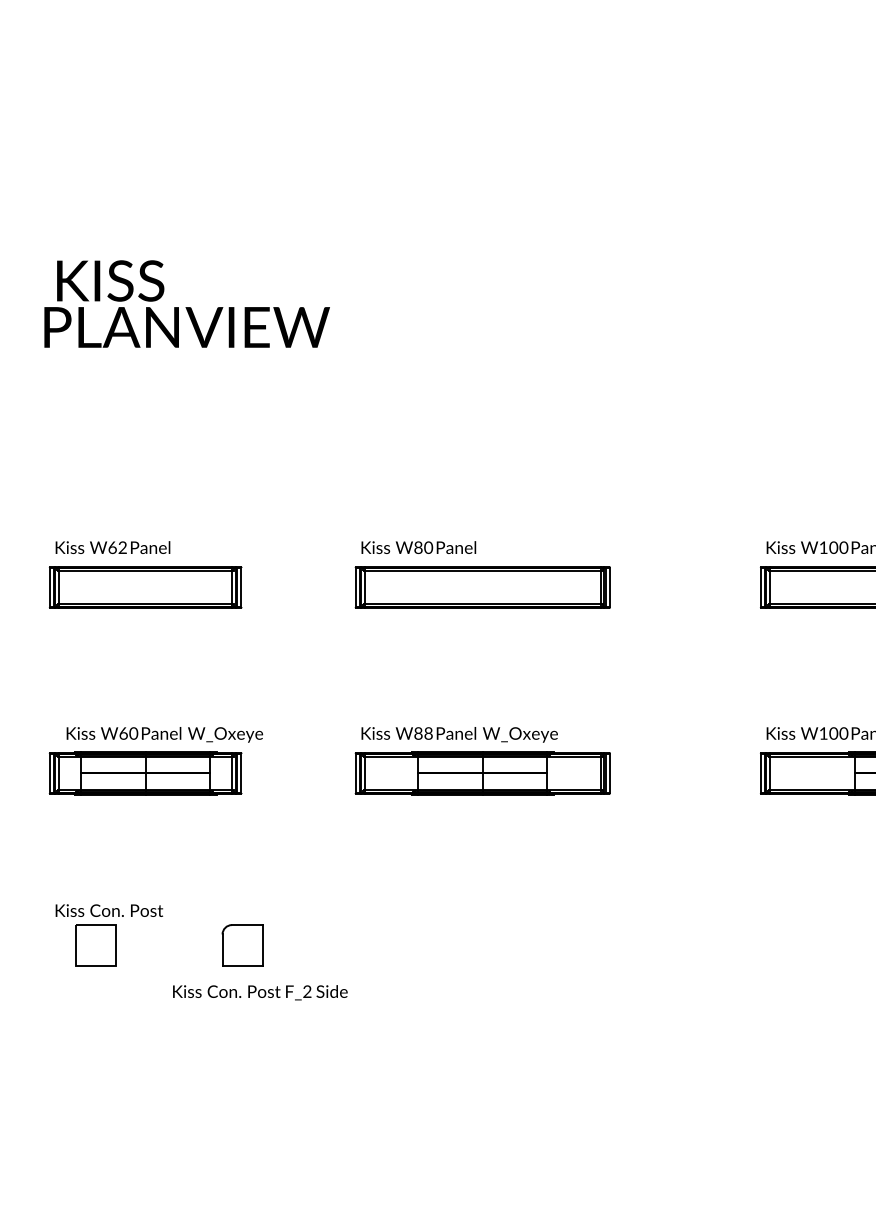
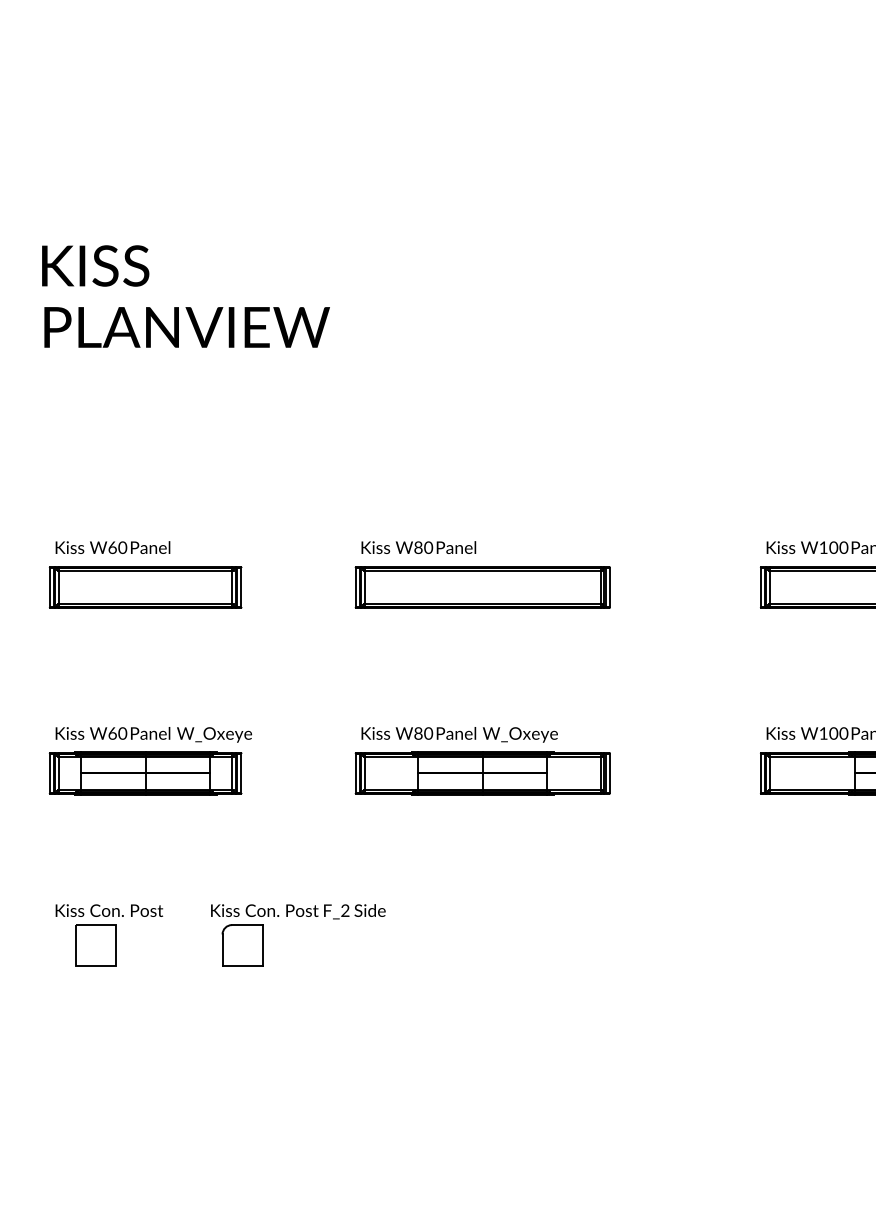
text position: (110, 280) -> (95, 265) (95, 265)
text: W62 -> W60 (122, 547)
text: W88 -> W80 (428, 733)
text position: (164, 734) -> (153, 734) (153, 734)
text position: (260, 992) -> (298, 911) (298, 911)
